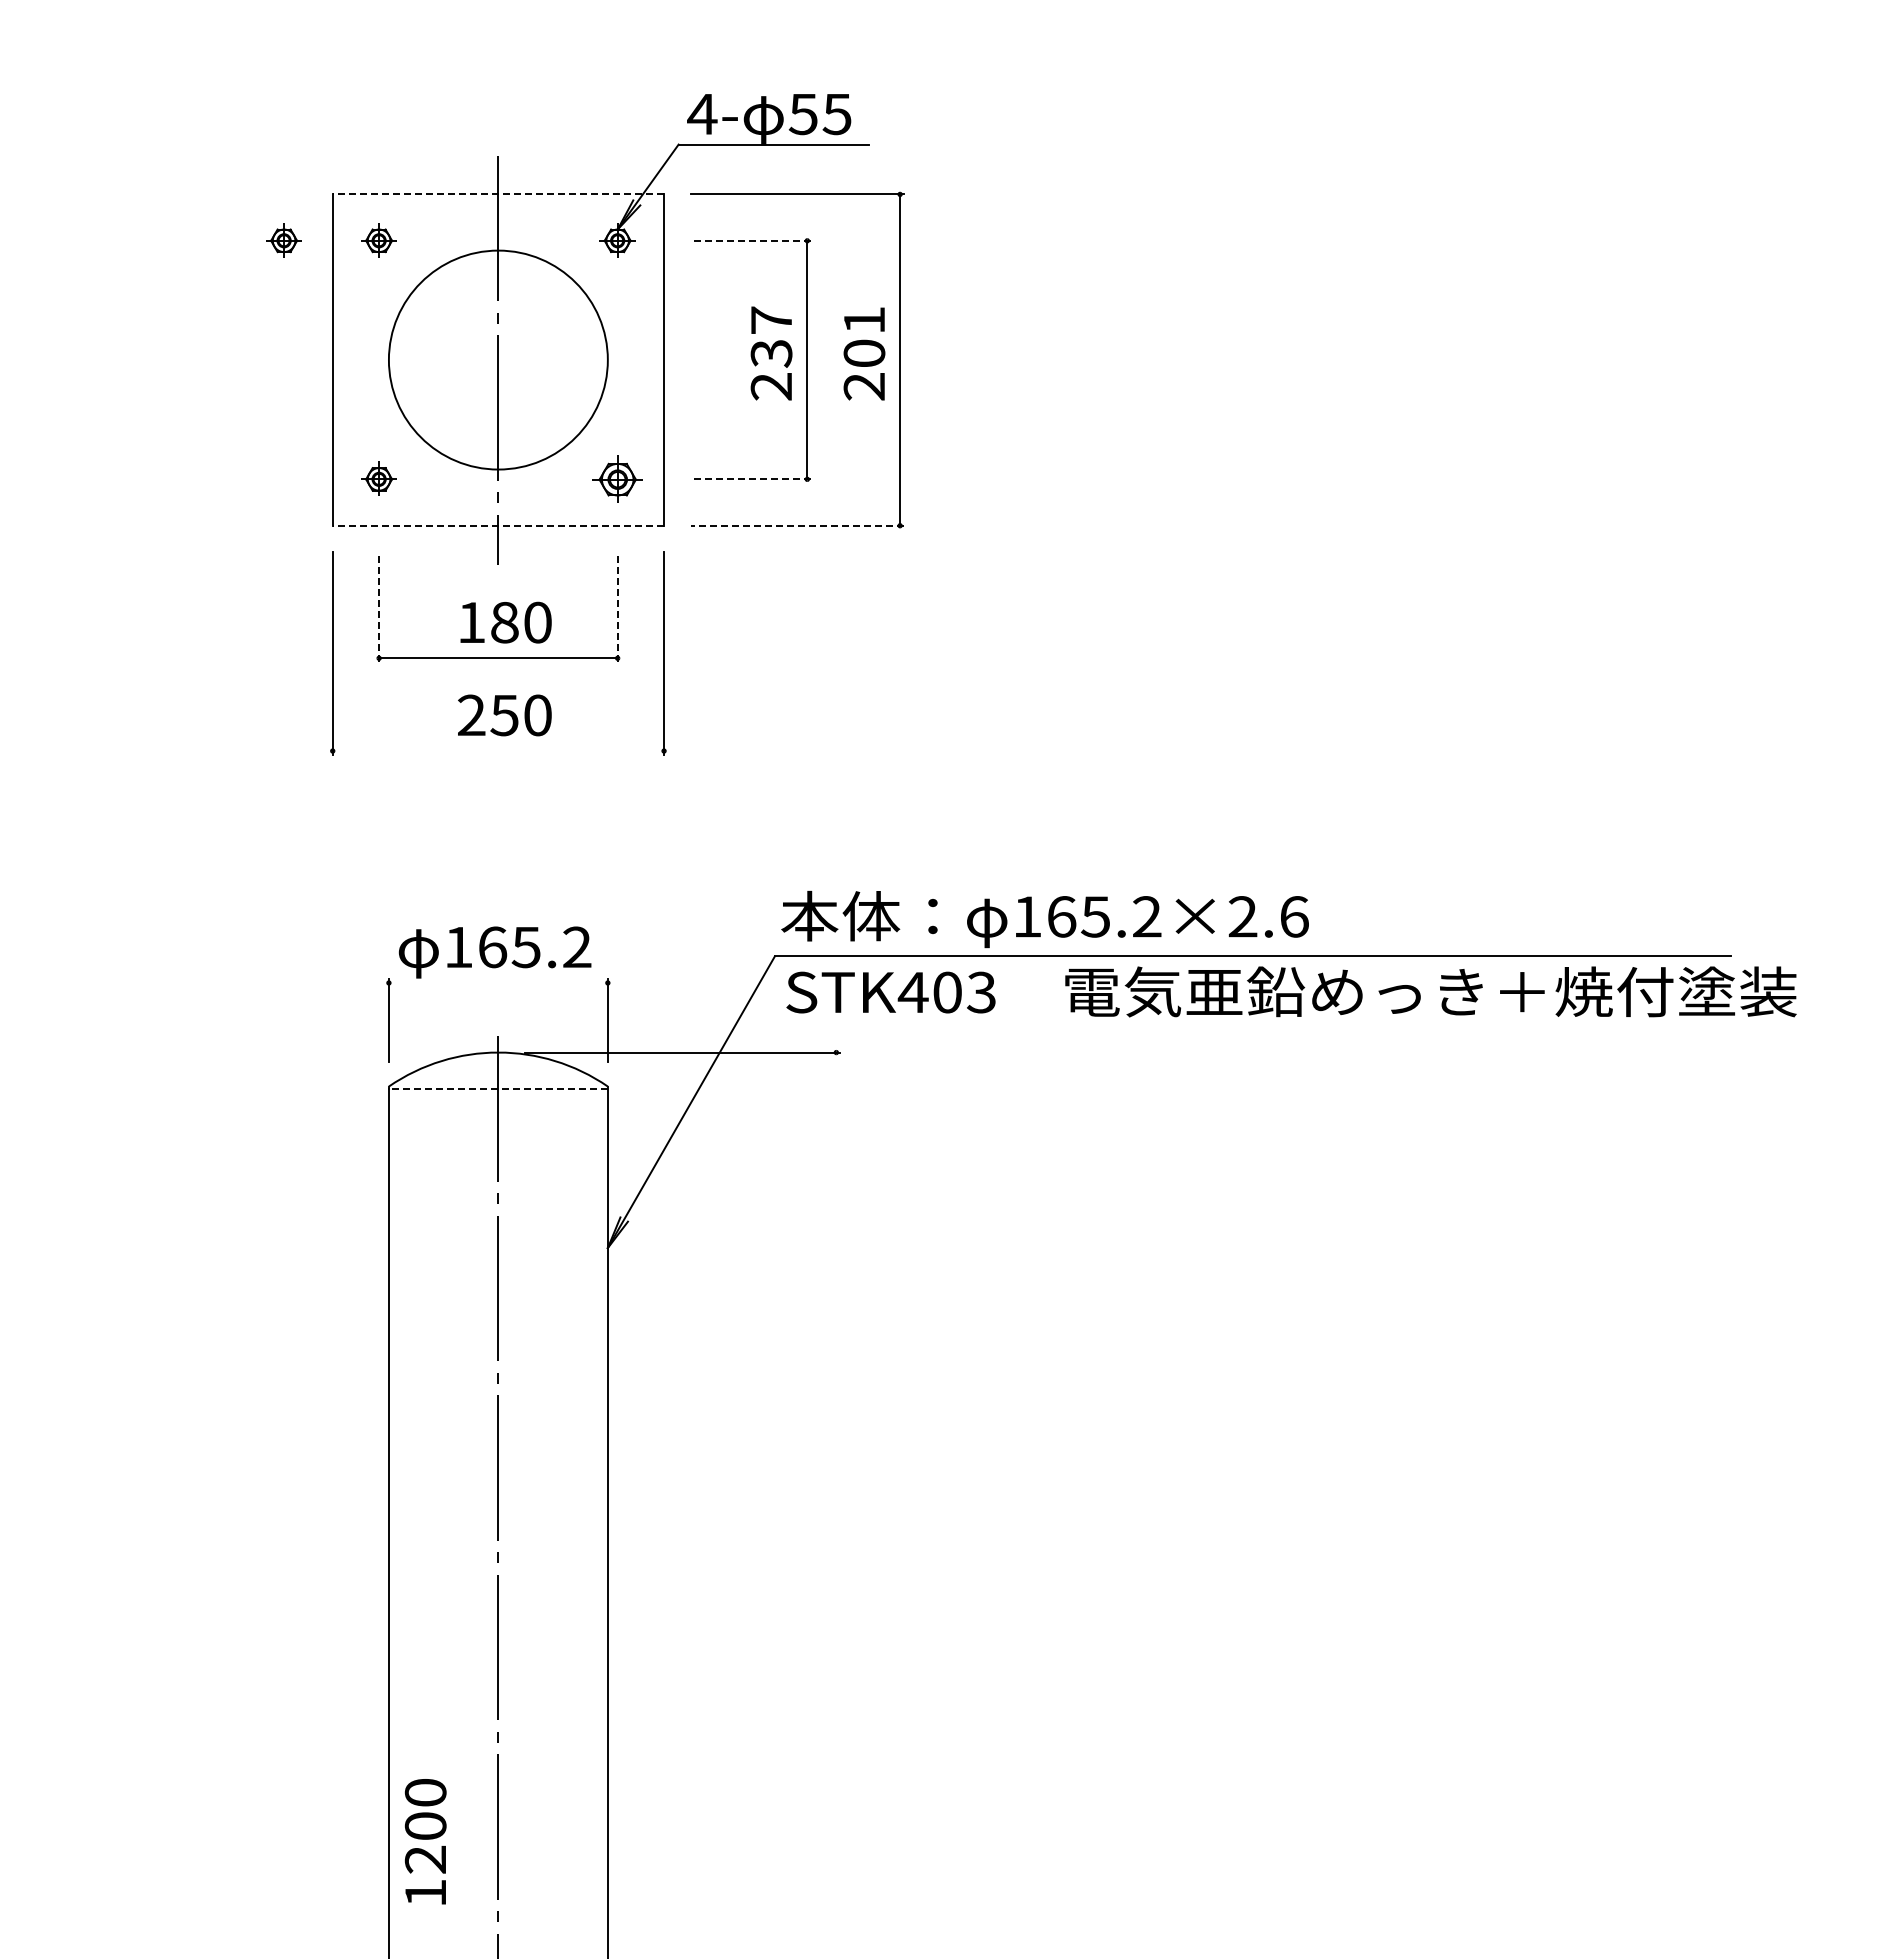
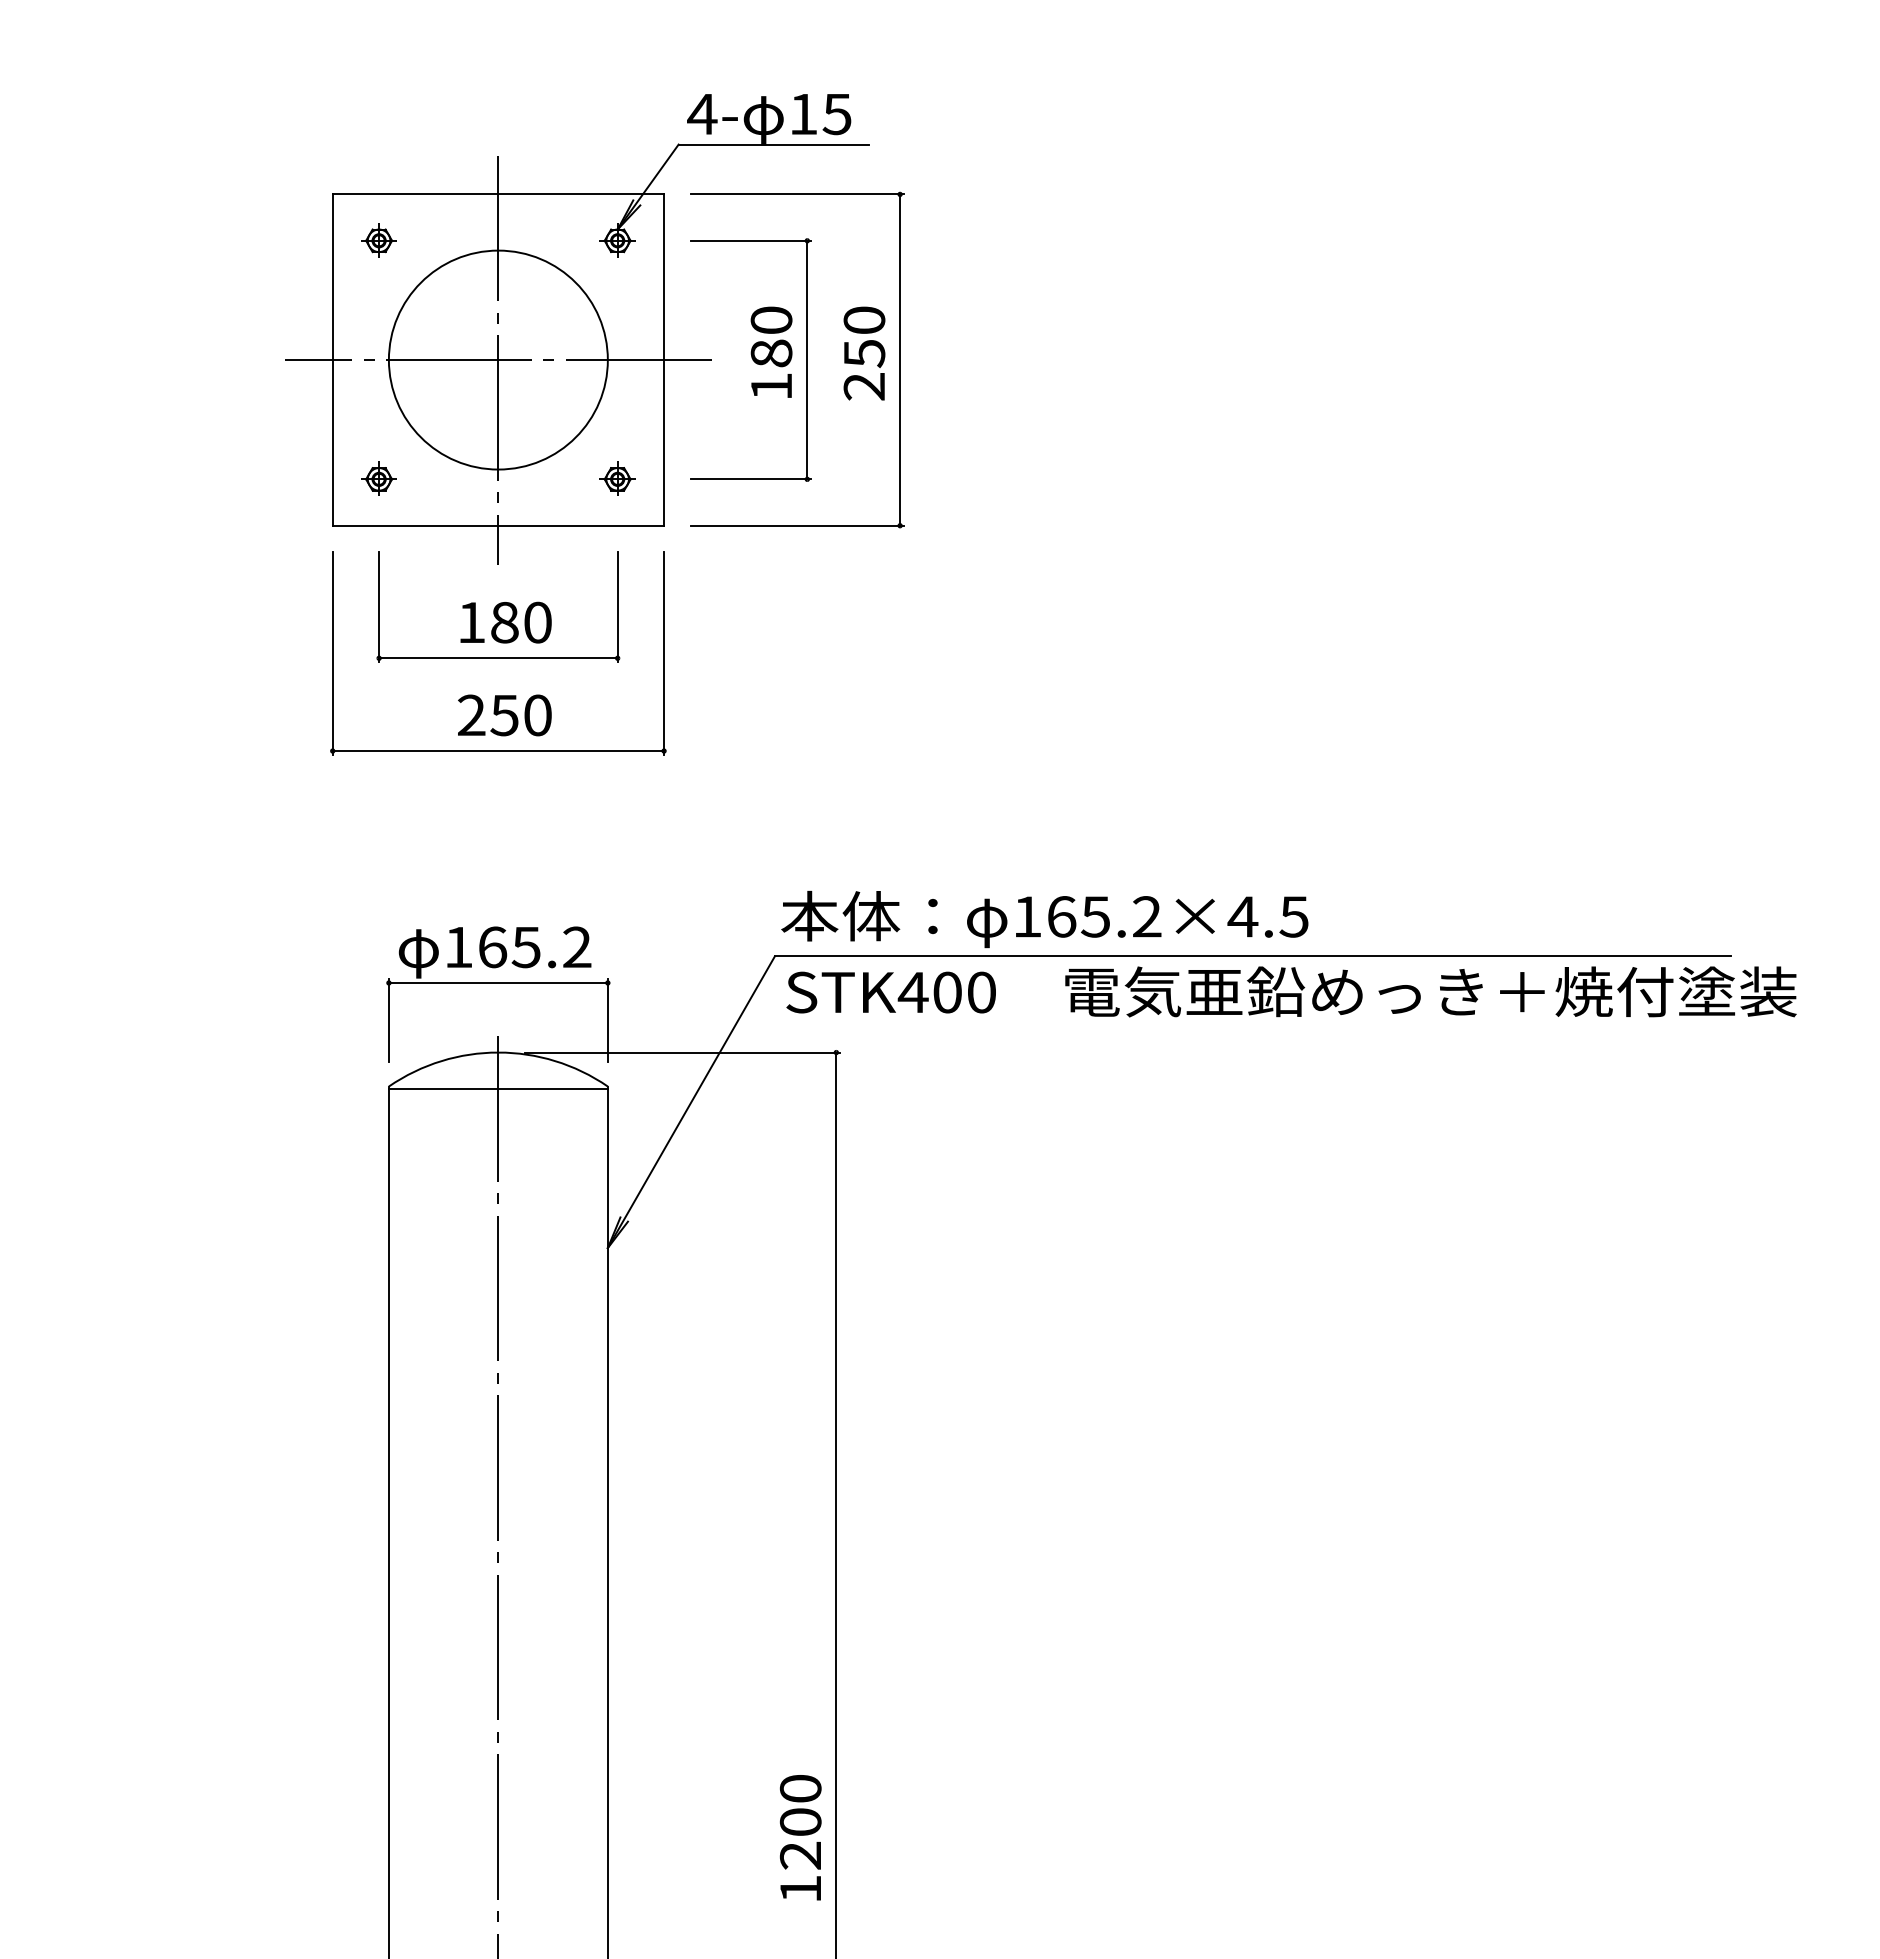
text: 55 -> 15 (802, 114)
line: dashed -> solid (498, 194)
part: present -> none (283, 240)
line: dashed -> solid (750, 240)
text: 201 -> 250 (864, 337)
text: 237 -> 180 (771, 353)
line: none -> present (498, 360)
part size: 51x48 px -> 37x35 px (617, 478)
line: dashed -> solid (750, 479)
line: dashed -> solid (498, 525)
line: dashed -> solid (797, 525)
line: dashed -> solid (379, 607)
line: dashed -> solid (617, 607)
line: none -> present (498, 751)
text: 165.2×2.6 -> 165.2×4.5 (1267, 916)
line: none -> present (497, 982)
text: STK403 -> STK400 (981, 992)
line: dashed -> solid (497, 1089)
line: none -> present (836, 1503)
text position: (425, 1841) -> (800, 1837) (800, 1837)
